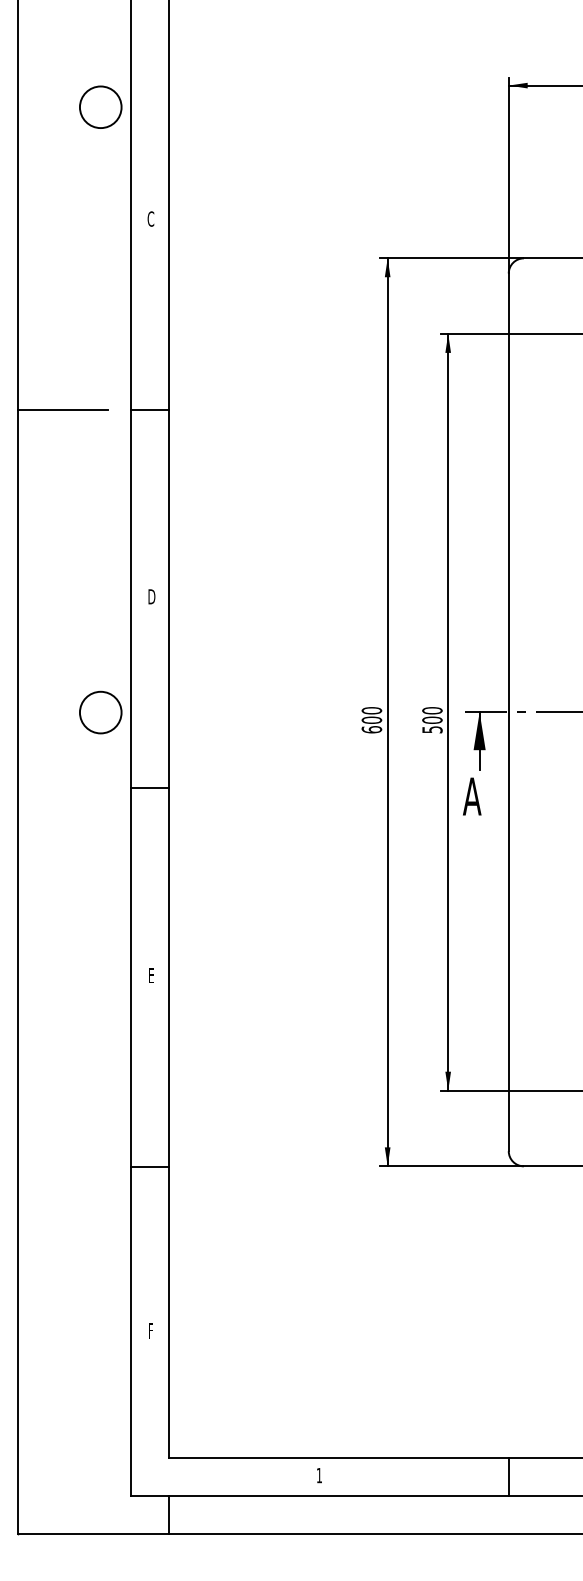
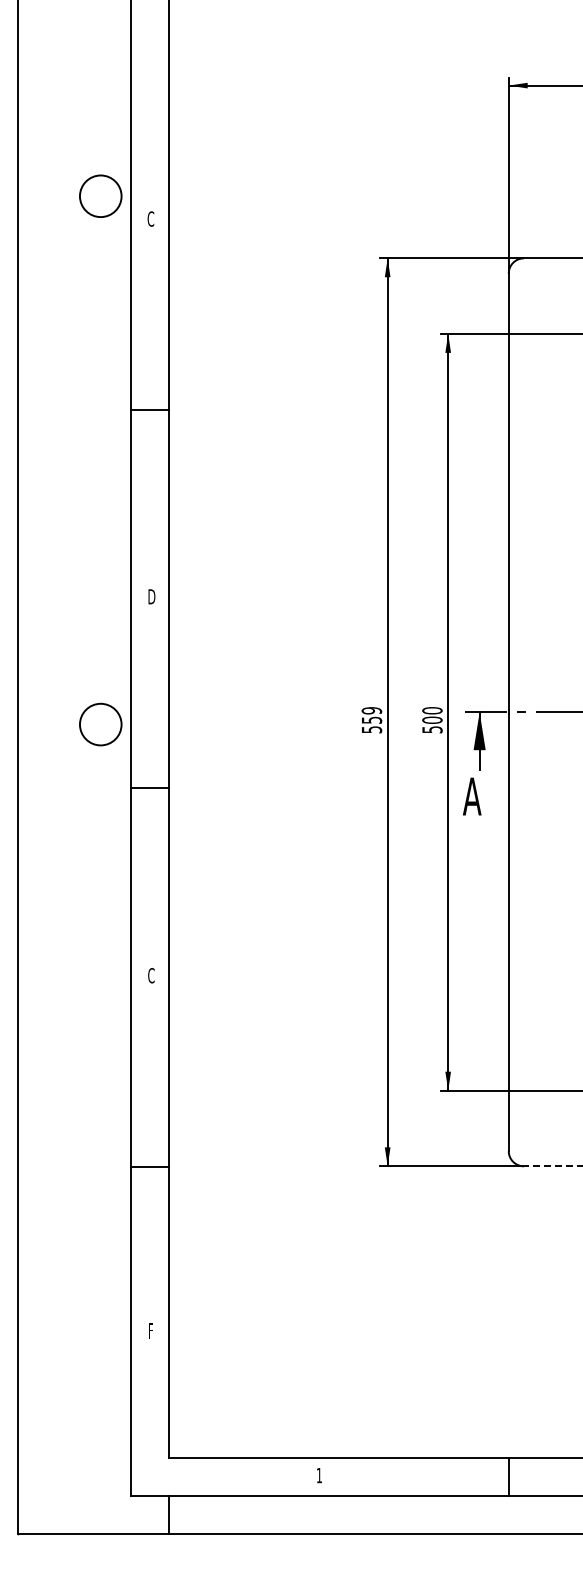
circle position: (100, 106) -> (100, 195) (100, 195)
line: present -> none (62, 409)
circle position: (100, 712) -> (100, 724) (100, 724)
text: 600 -> 559 (371, 720)
text: E -> C (151, 975)
line: solid -> dashed (552, 1166)
